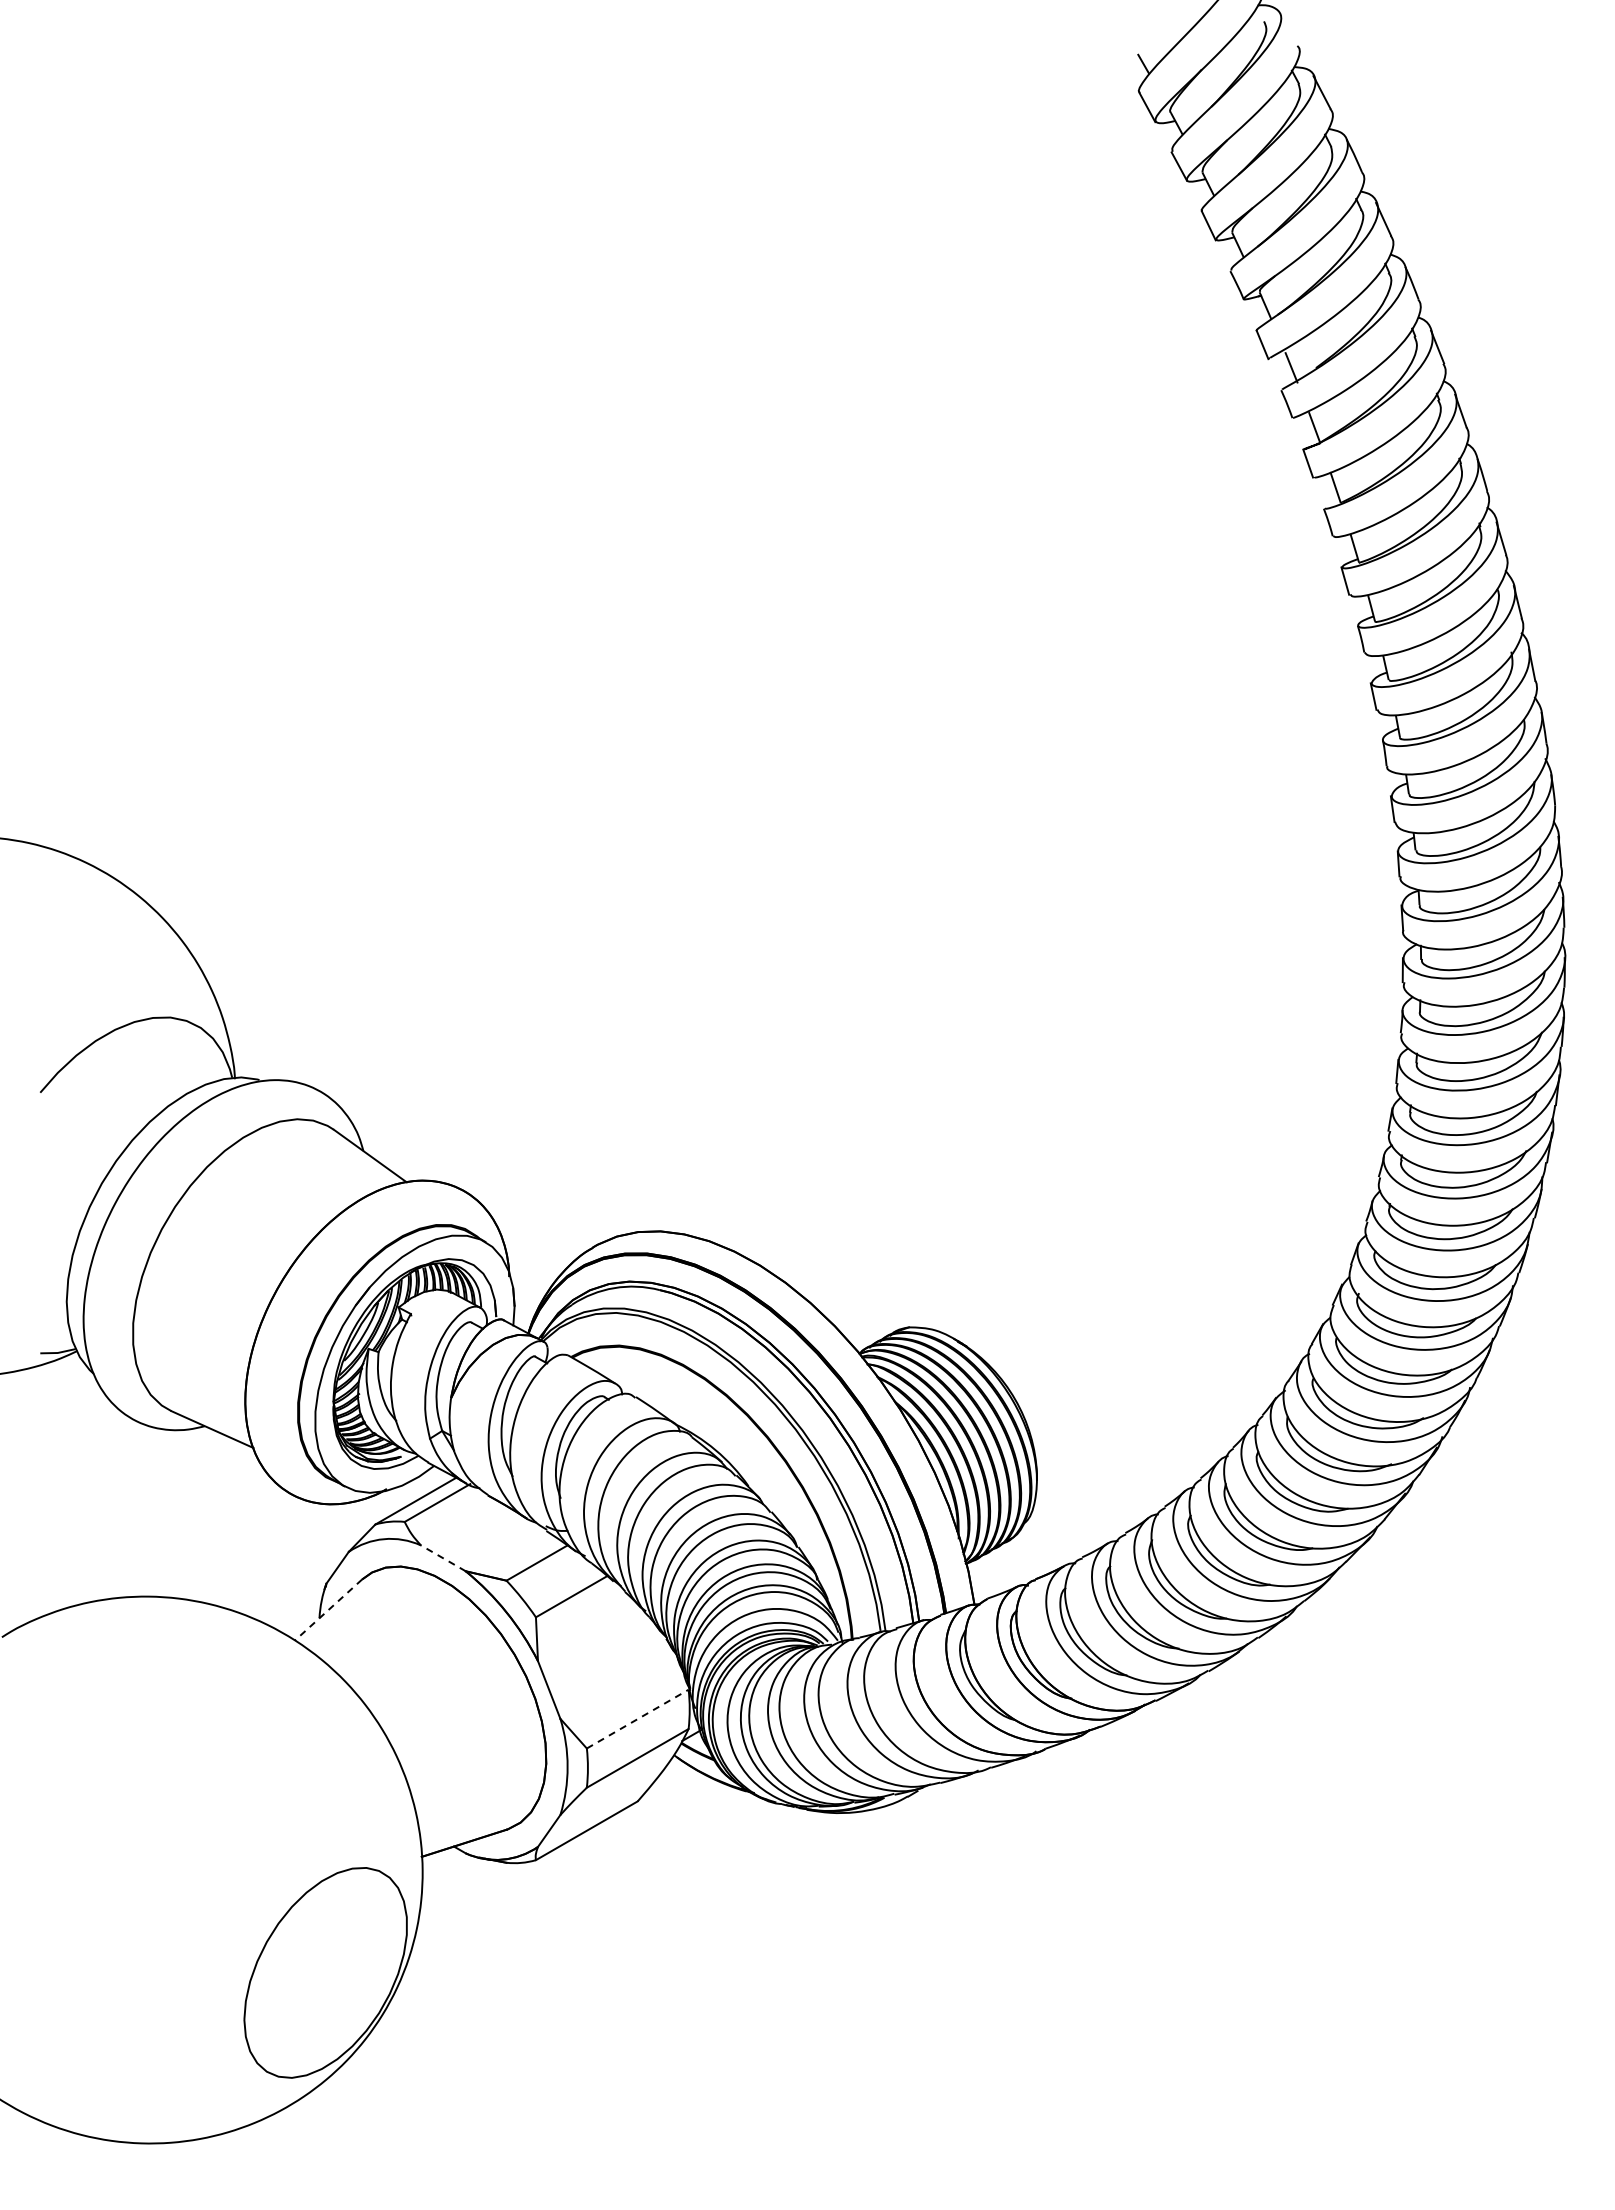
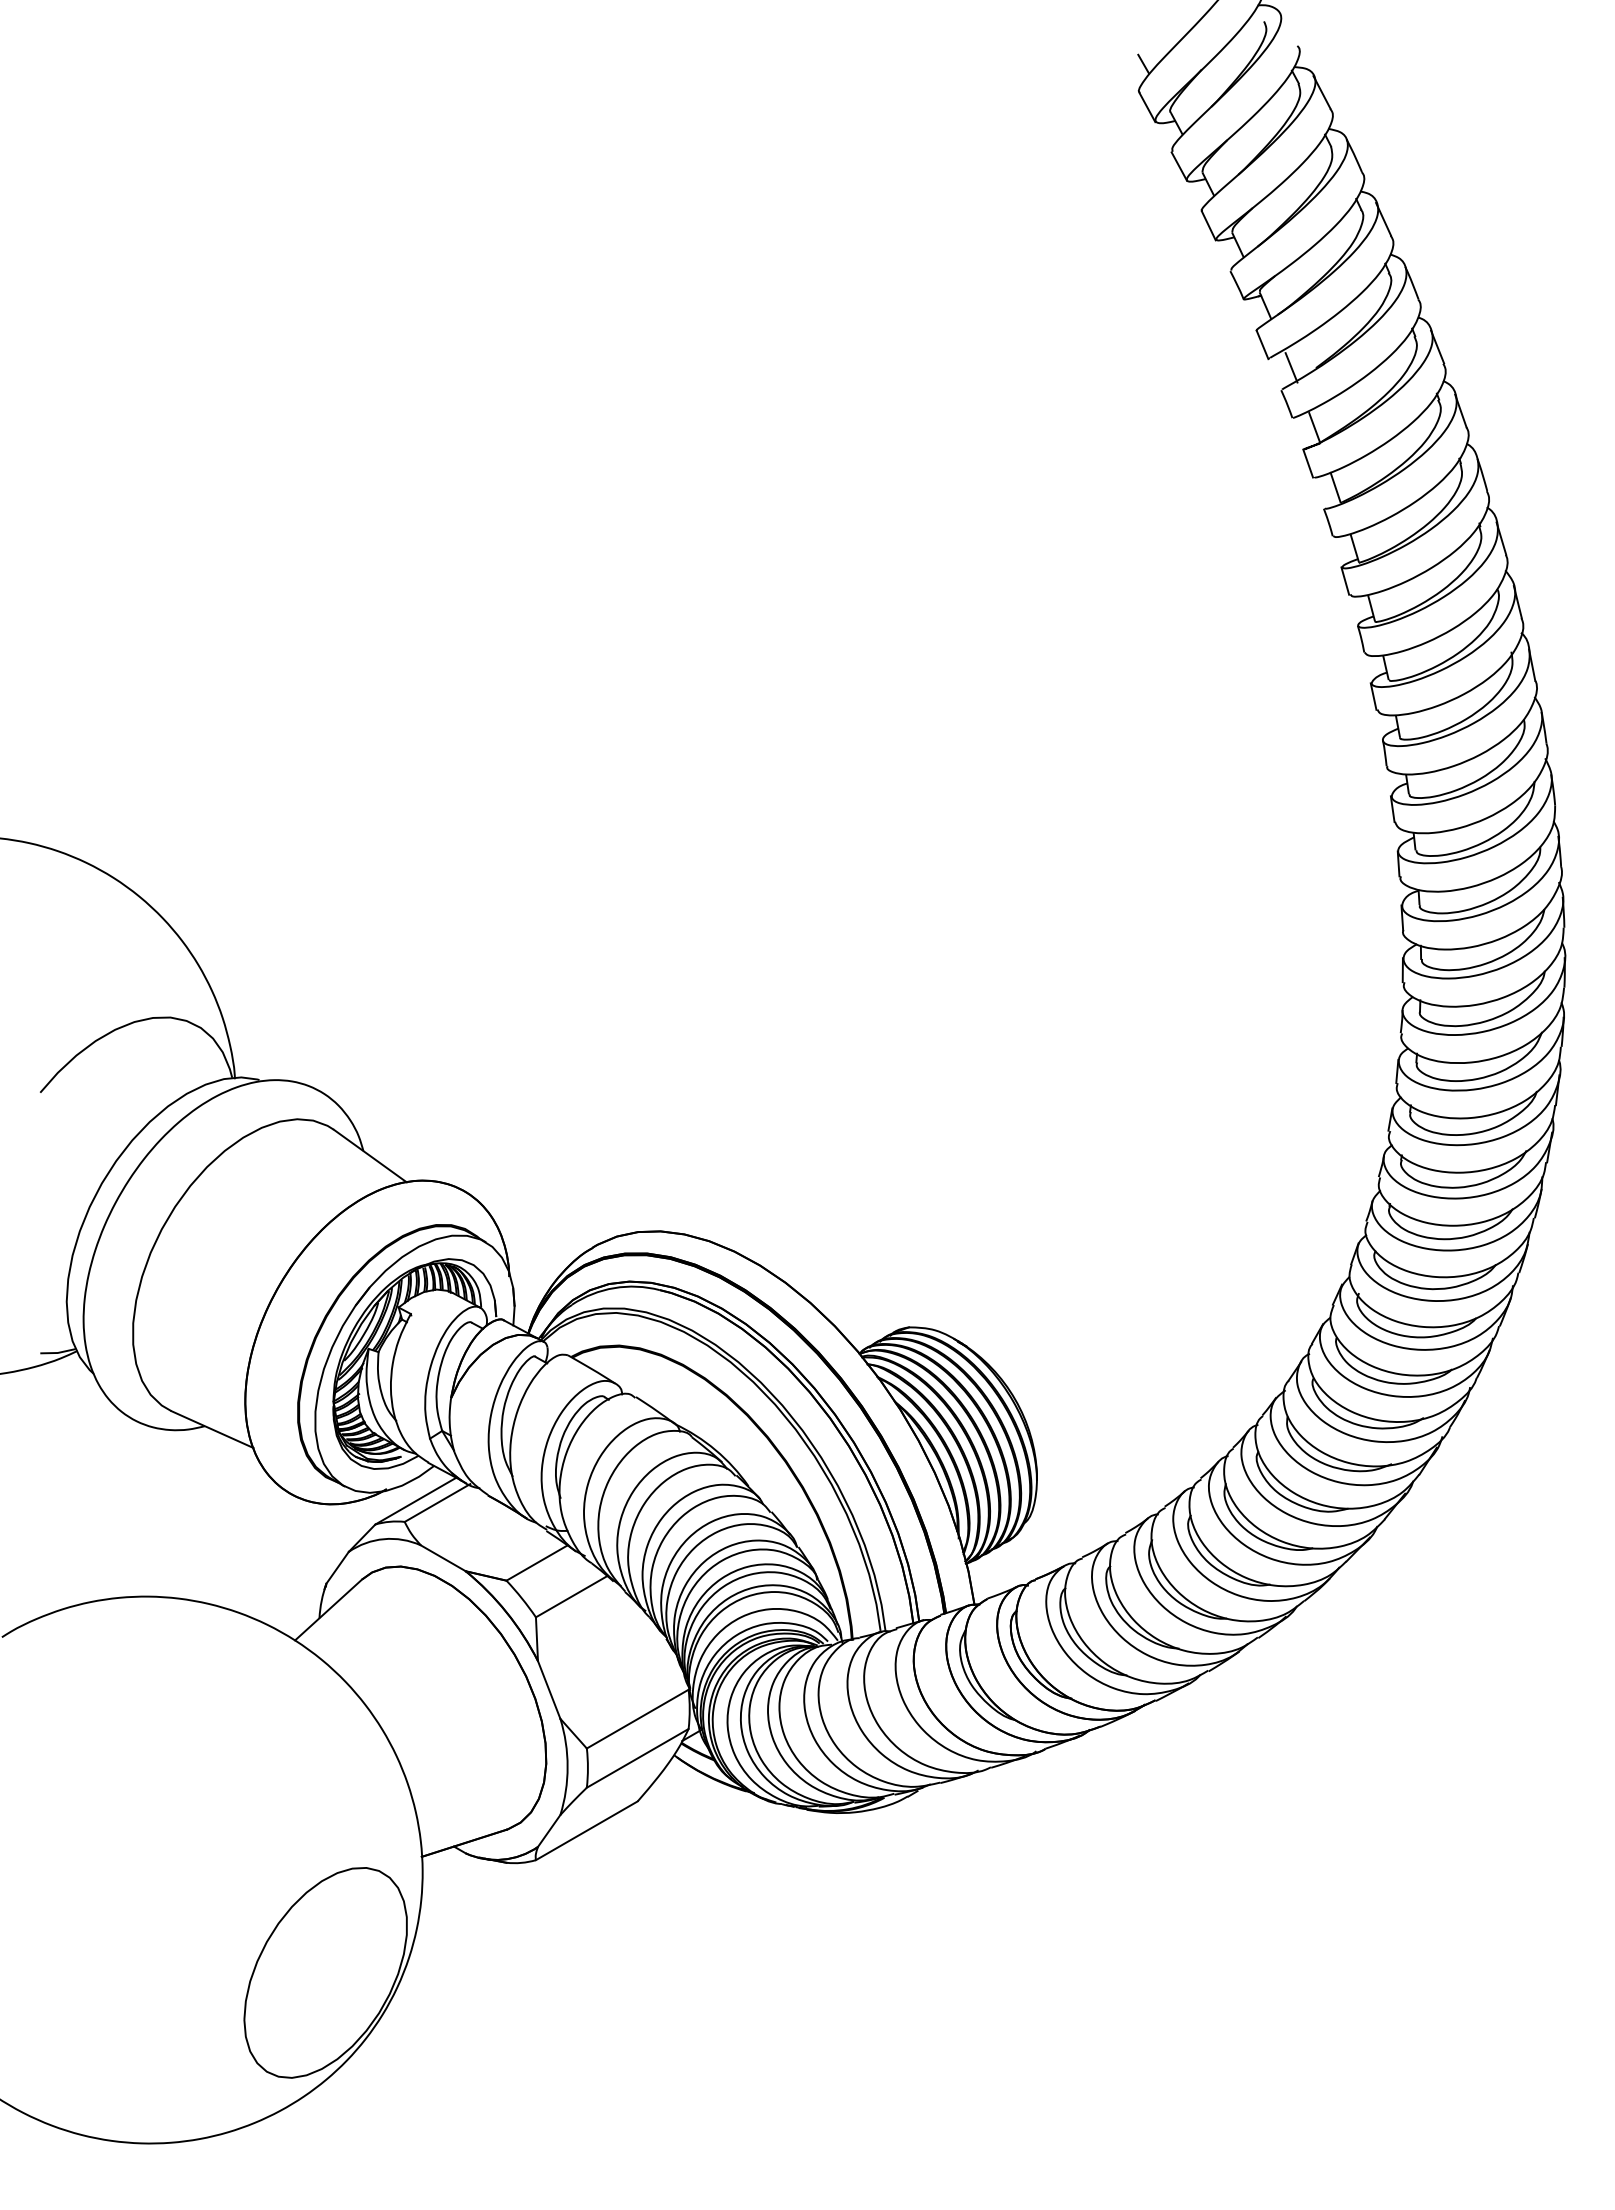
line: dashed -> solid (443, 1558)
line: dashed -> solid (328, 1610)
line: dashed -> solid (637, 1719)
